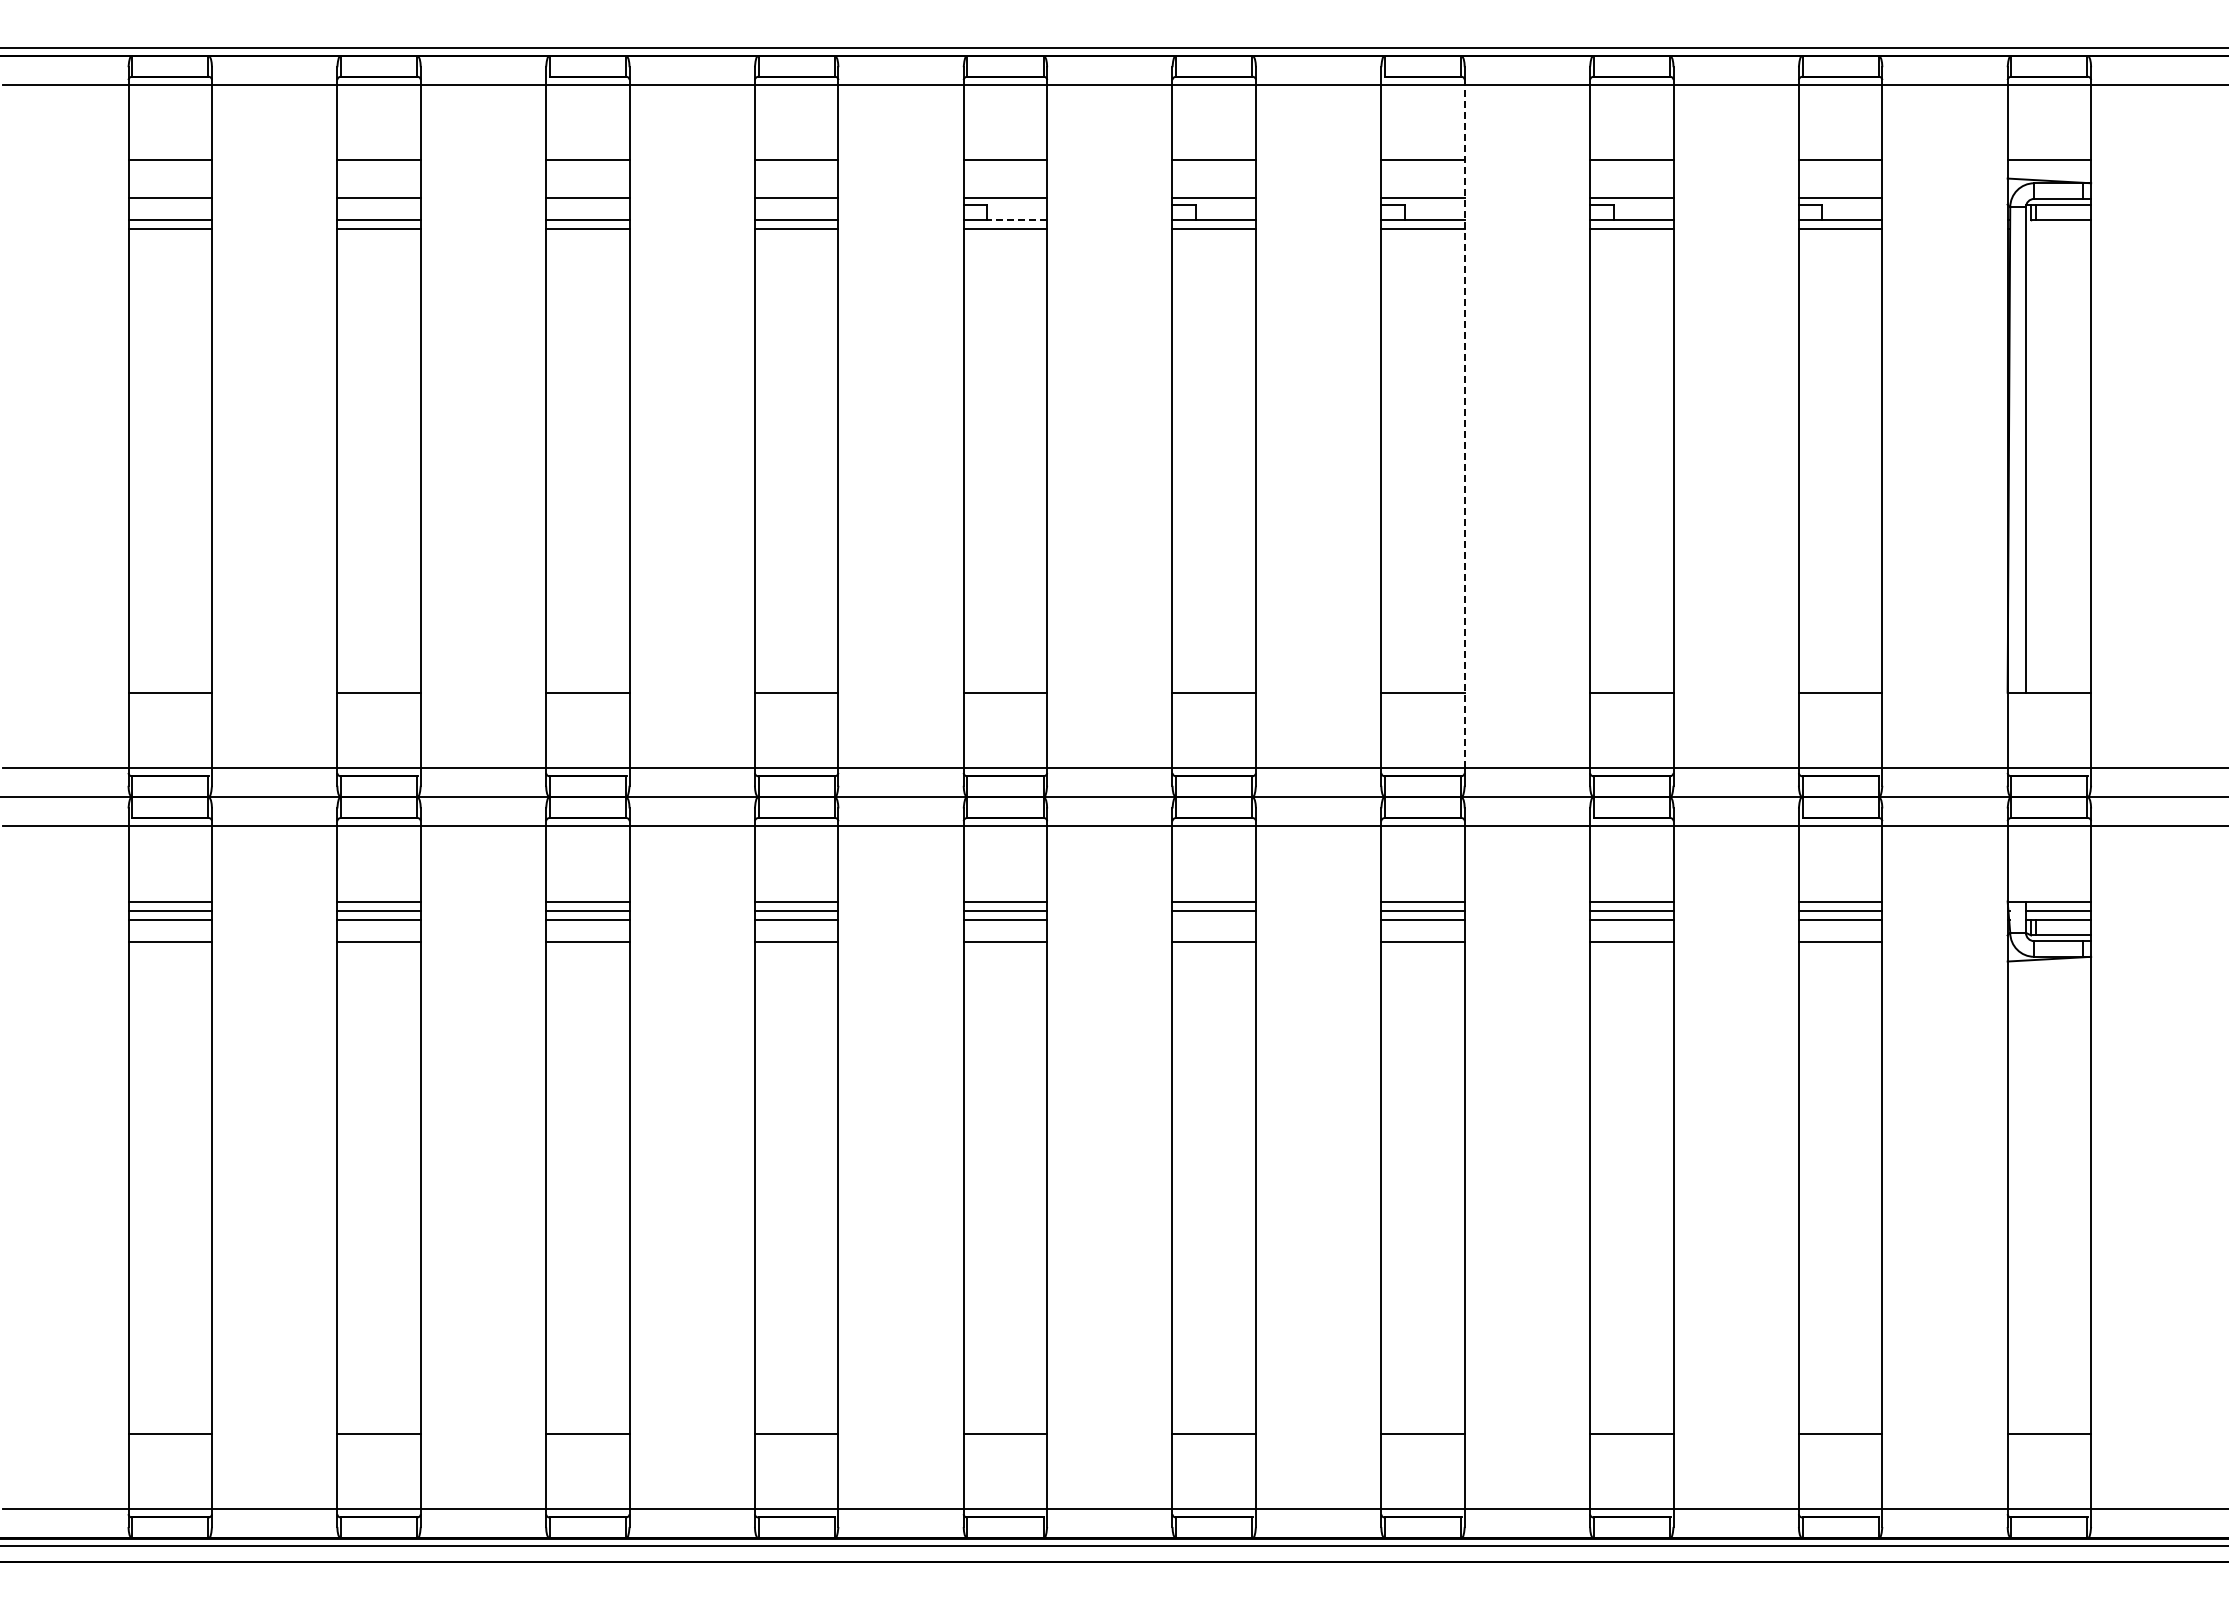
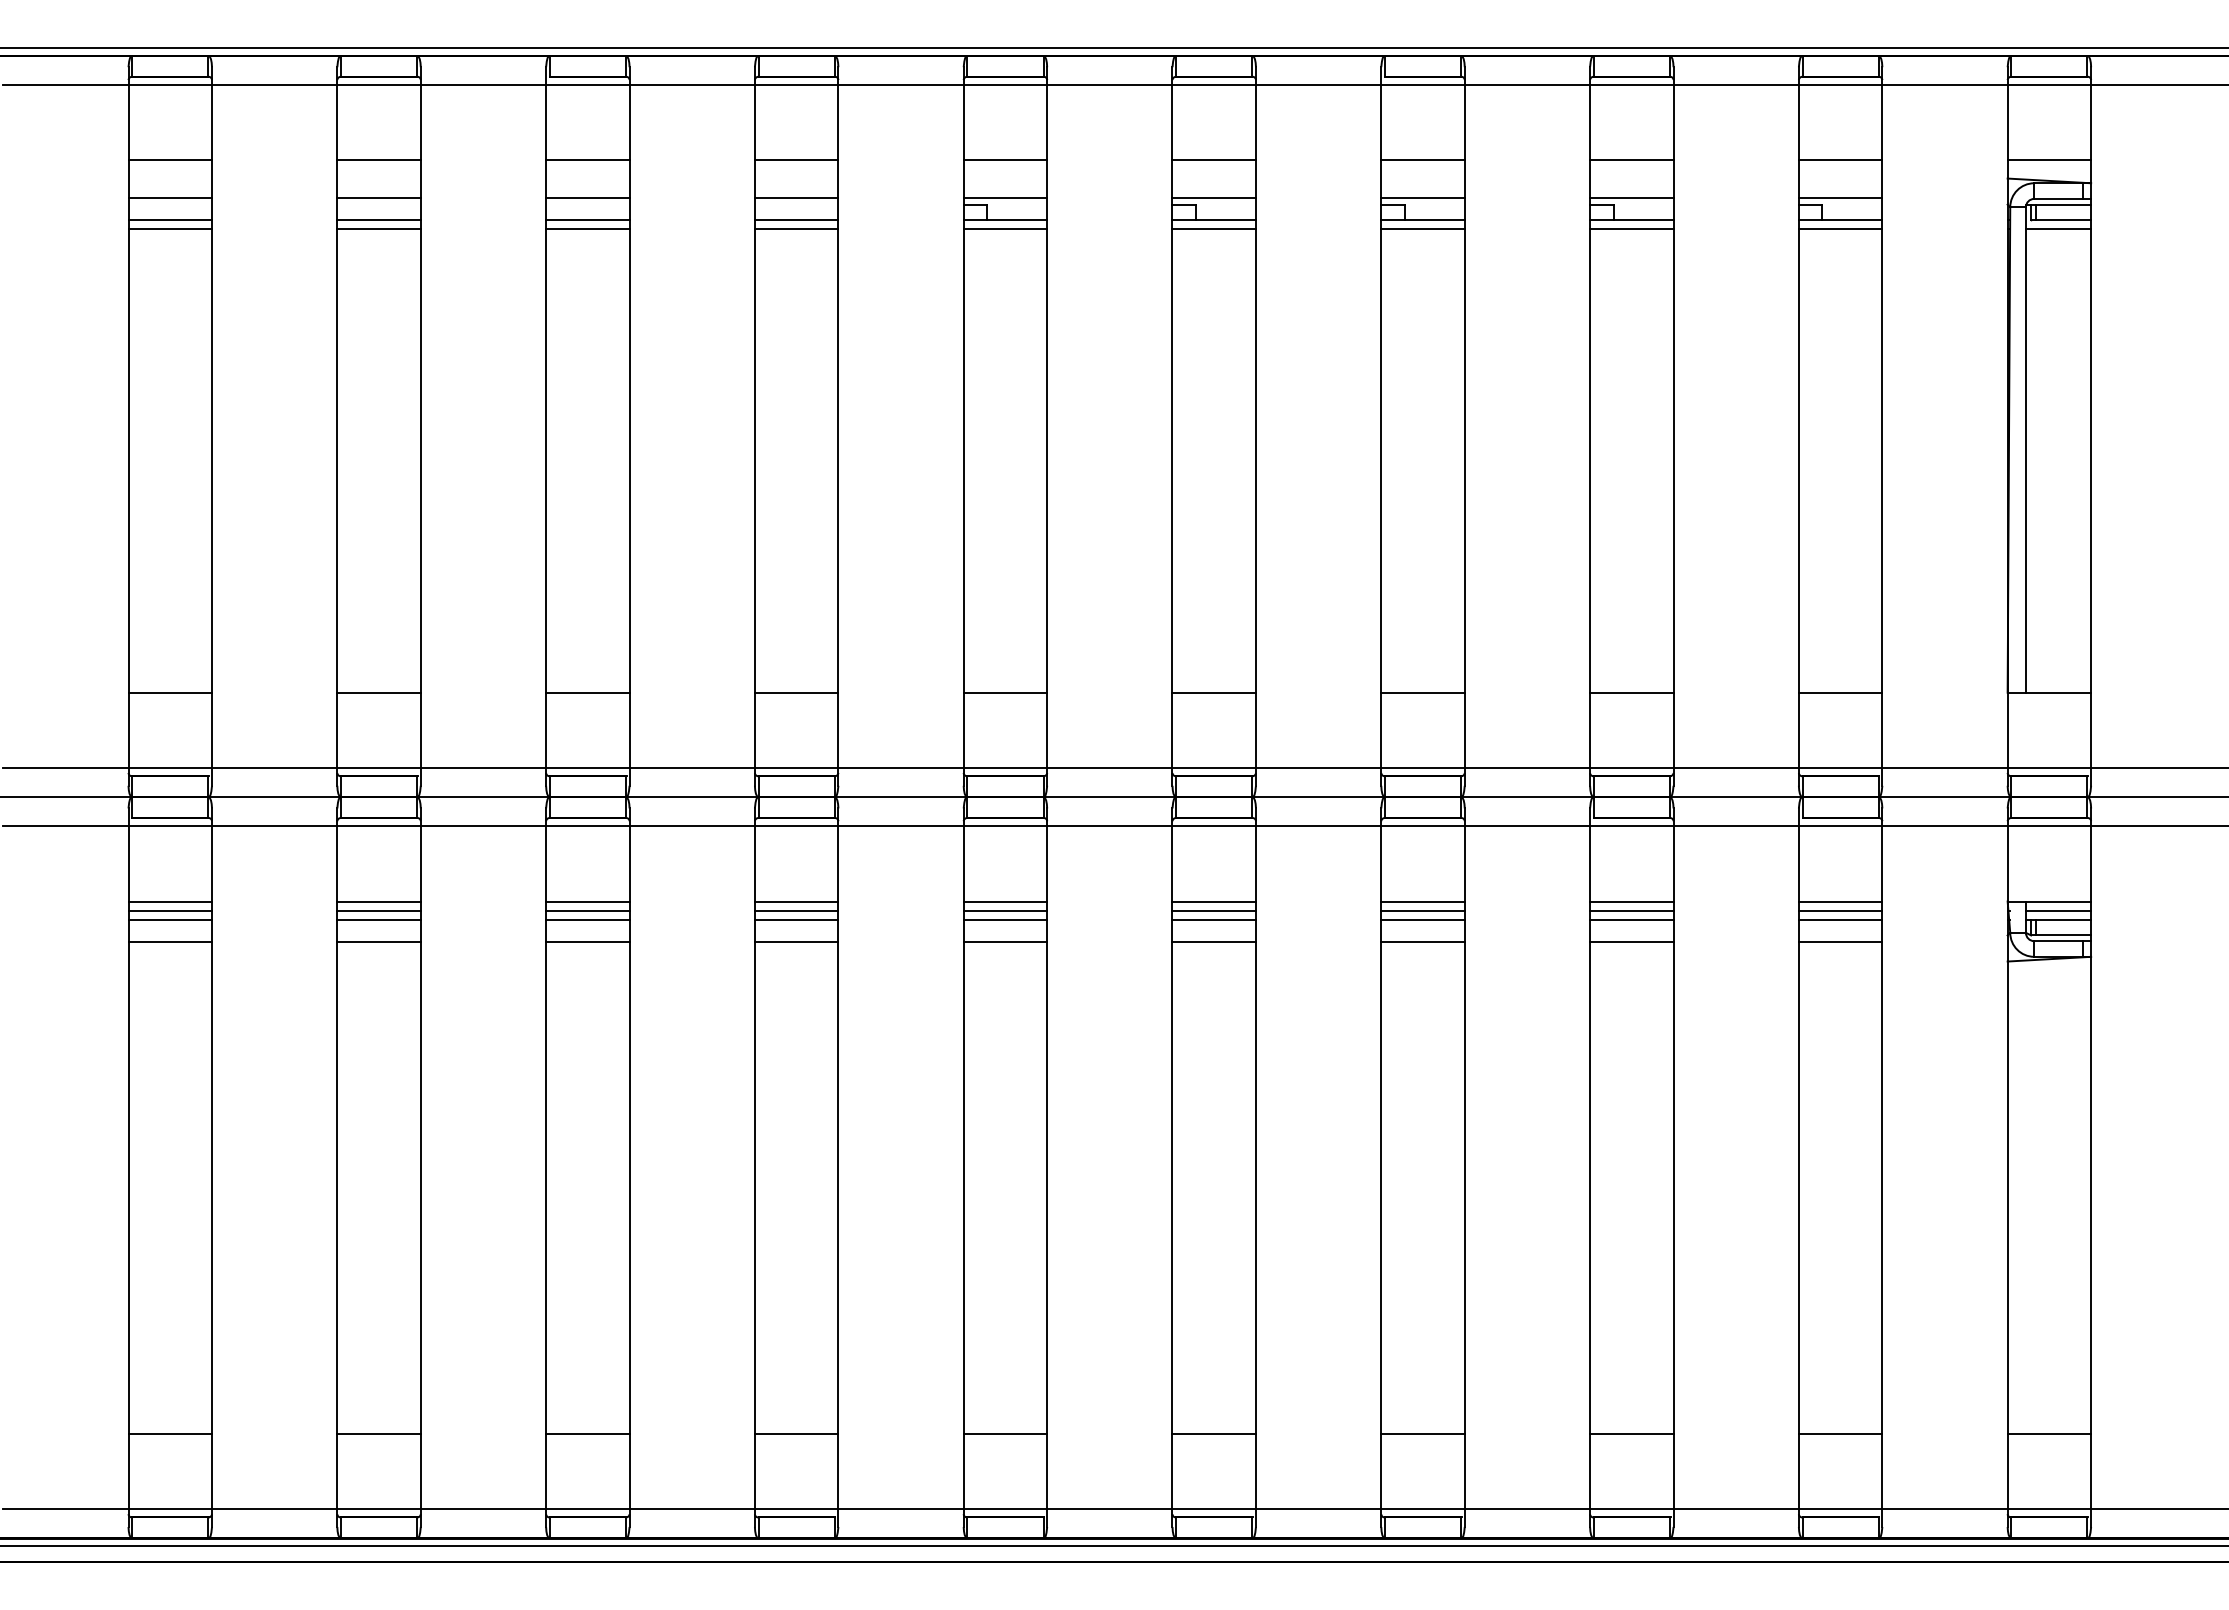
line: dashed -> solid (1016, 220)
line: none -> present (2058, 228)
line: dashed -> solid (1464, 426)
line: none -> present (1213, 919)
